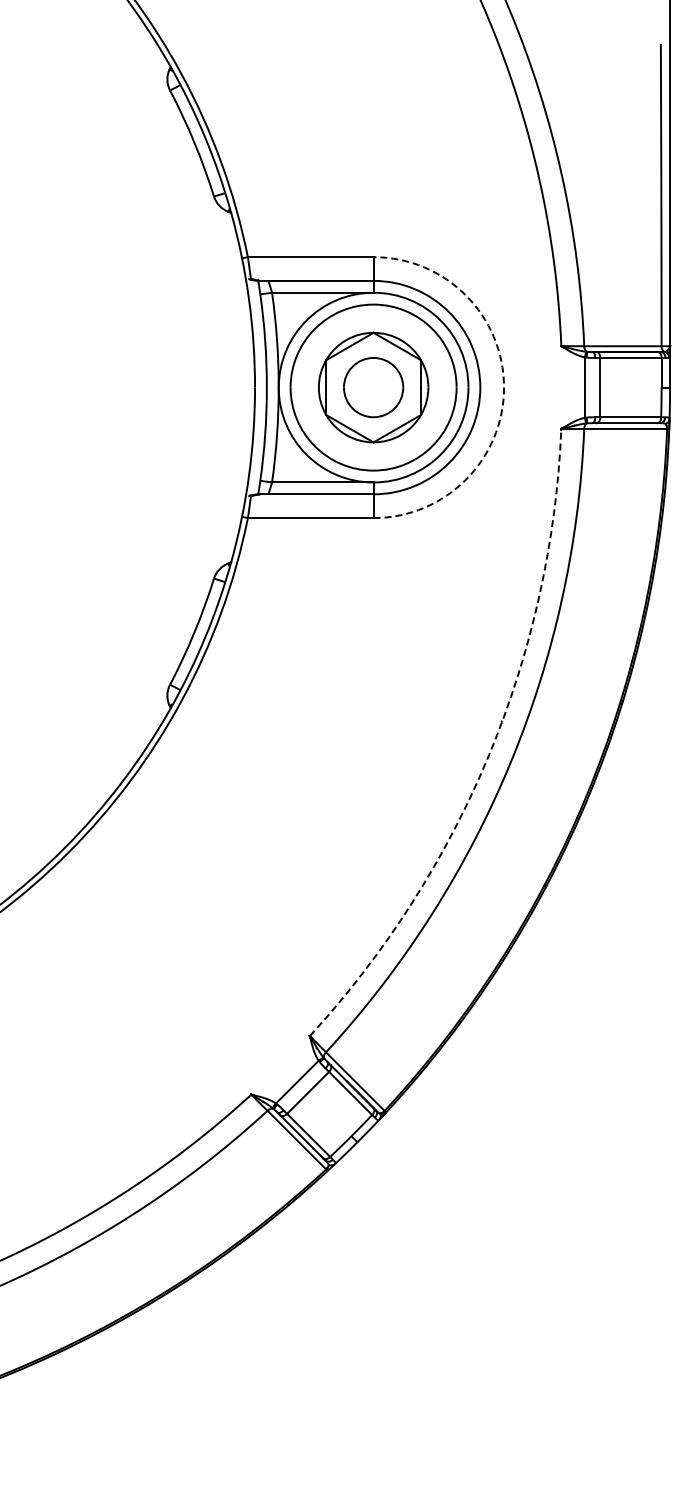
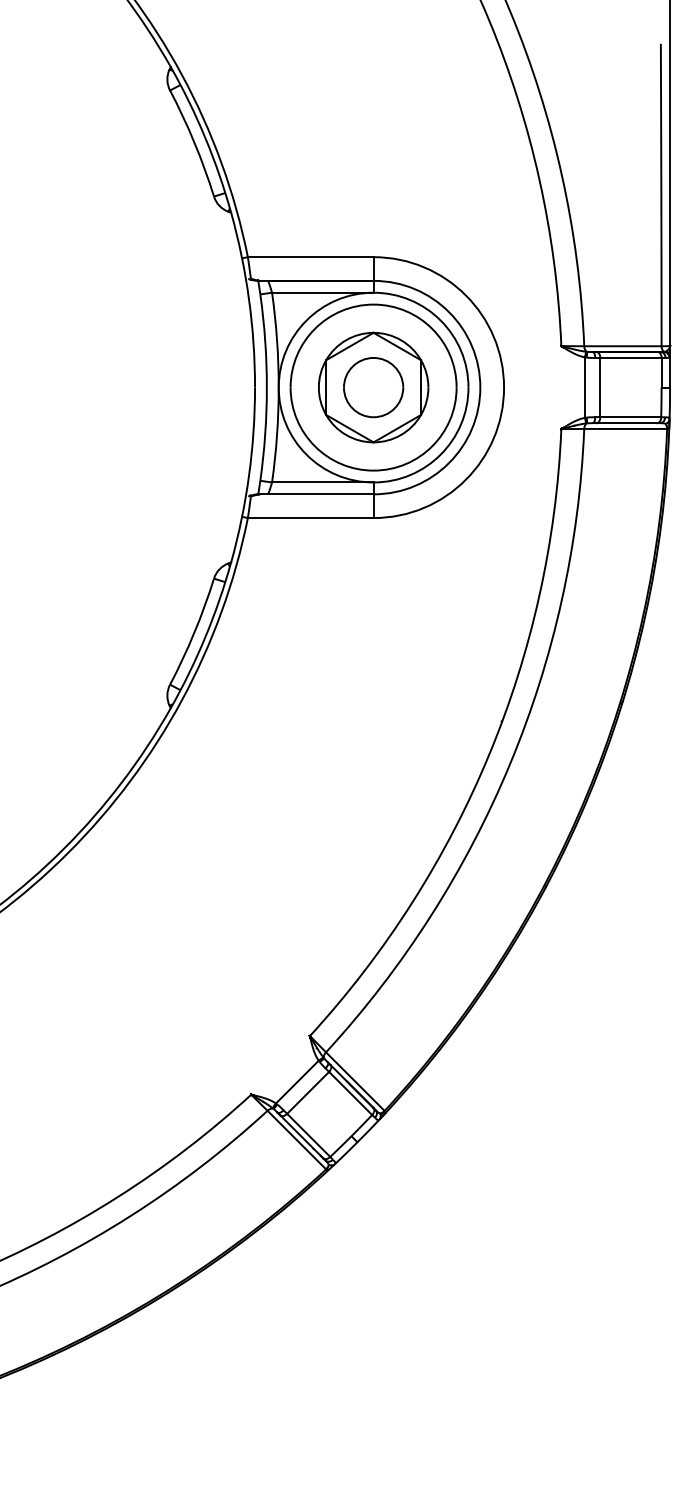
arc: dashed -> solid (504, 387)
arc: dashed -> solid (489, 754)
